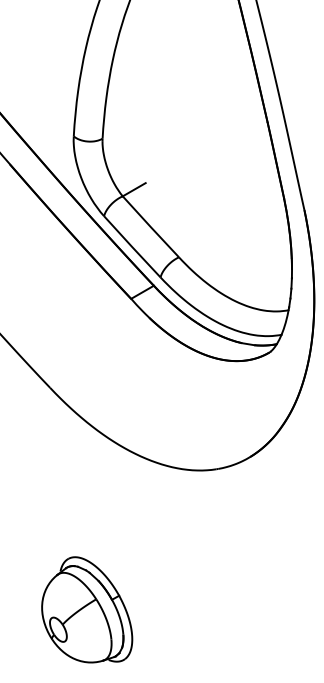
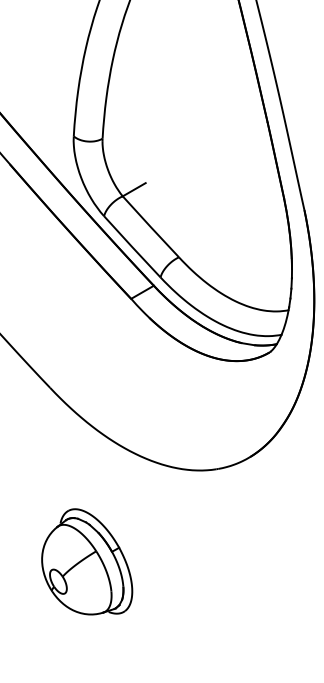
part position: (87, 609) -> (87, 561) (87, 561)
